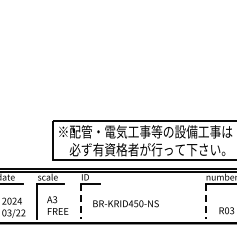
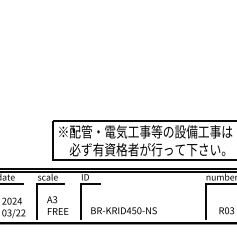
line: dashed -> solid (80, 201)
line: dashed -> solid (205, 201)
text position: (125, 203) -> (123, 210) (123, 210)
